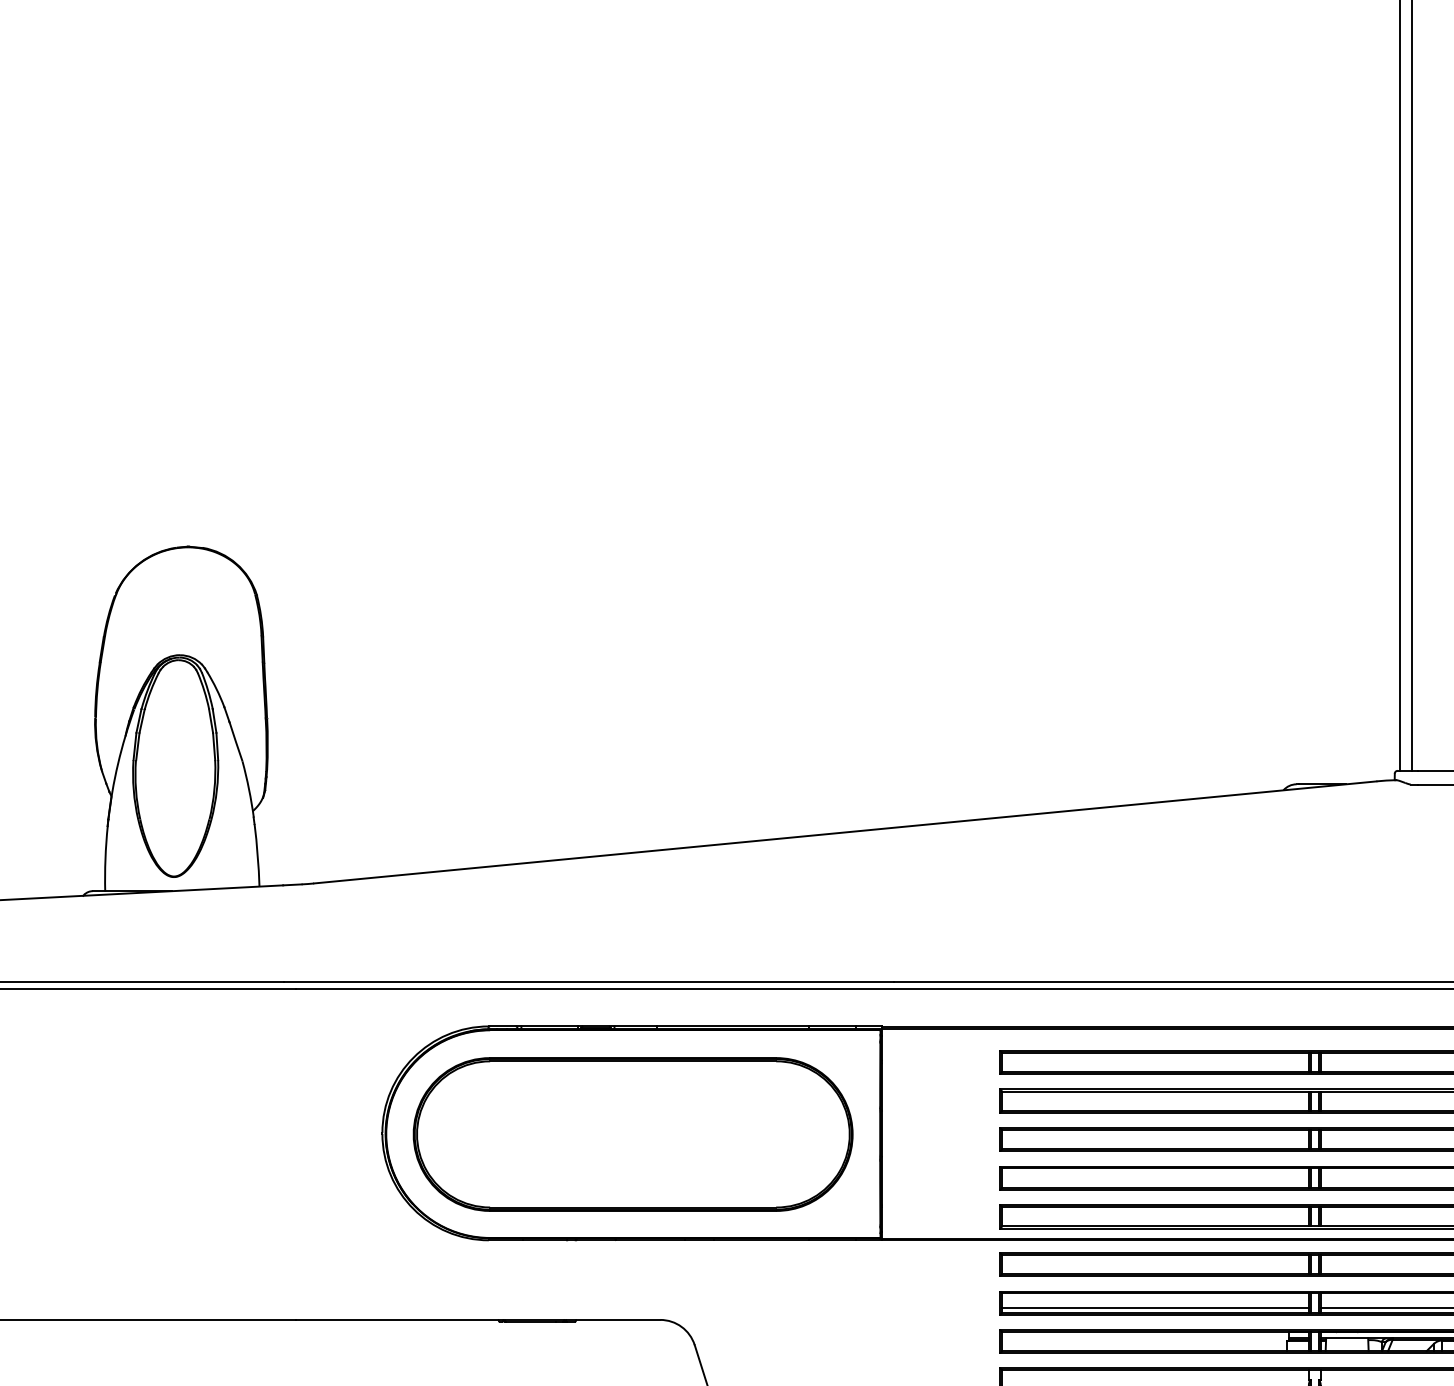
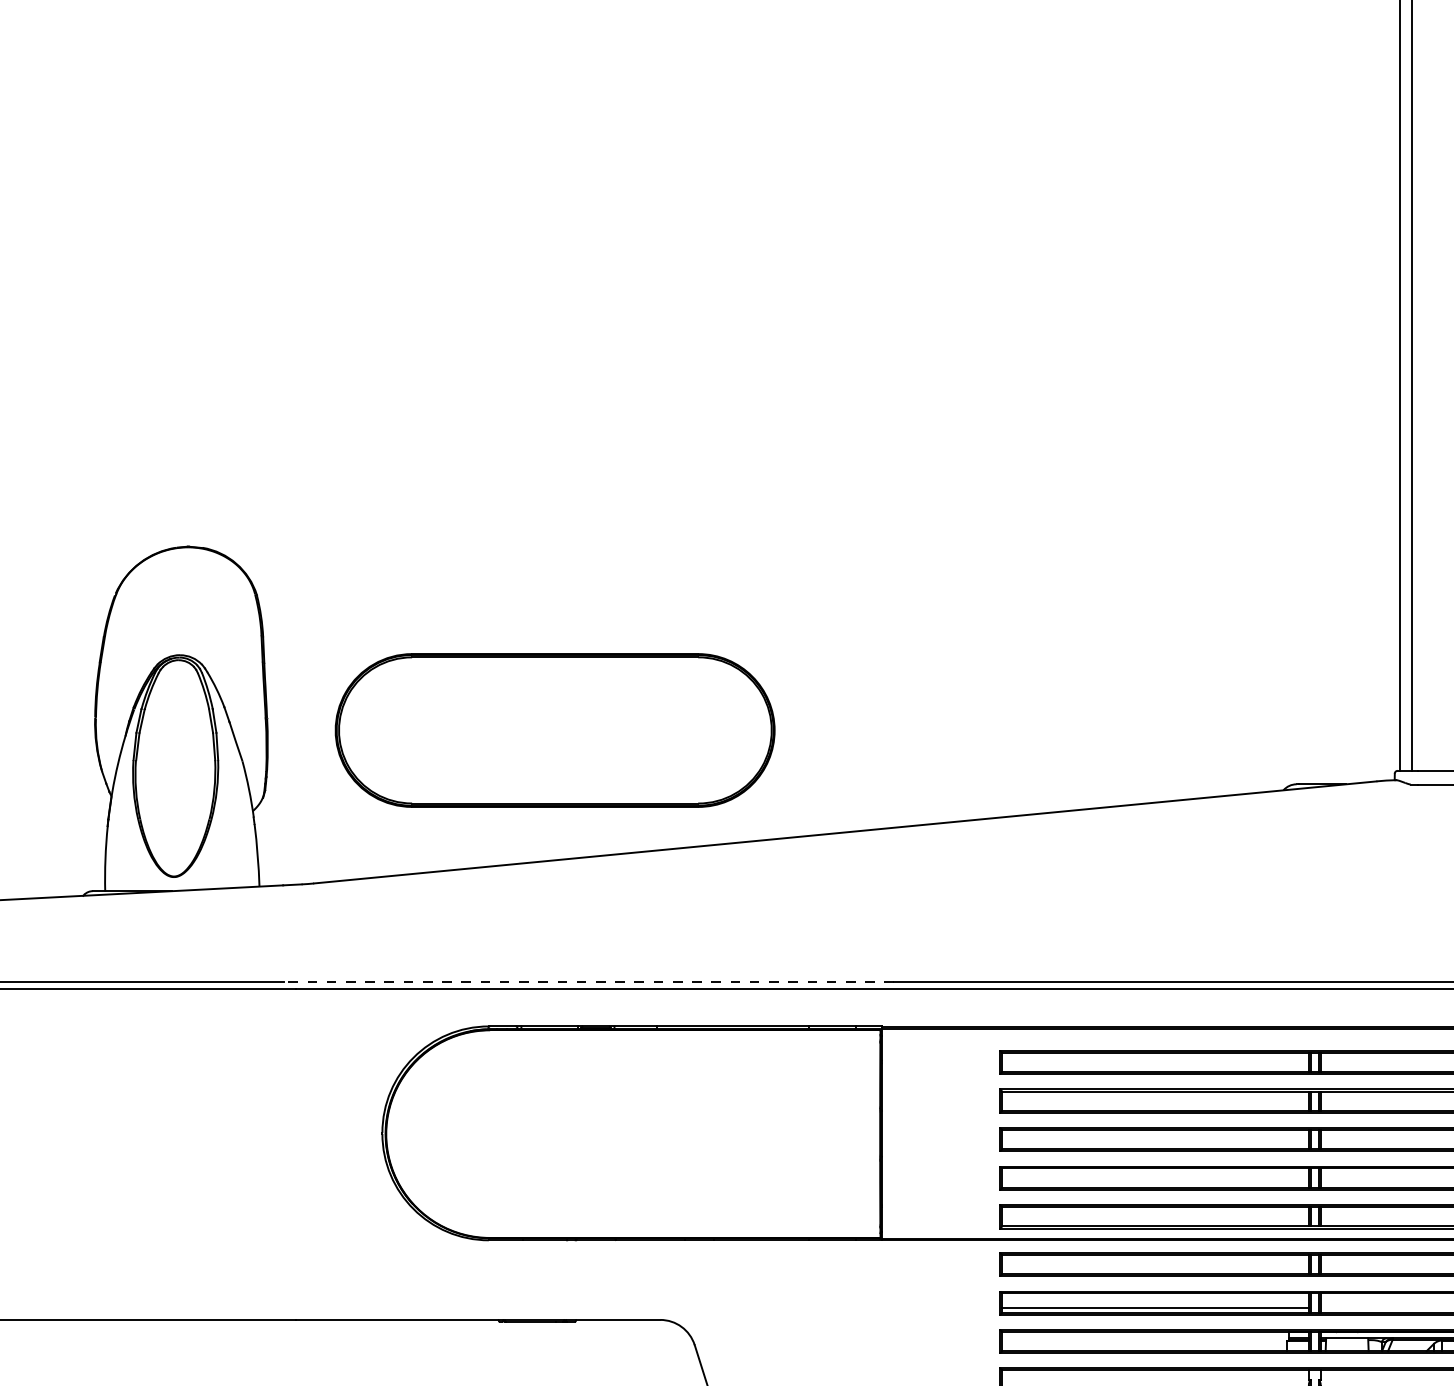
line: solid -> dashed (589, 981)
part position: (632, 1134) -> (554, 730) (554, 730)
line: present -> none (1385, 1308)
